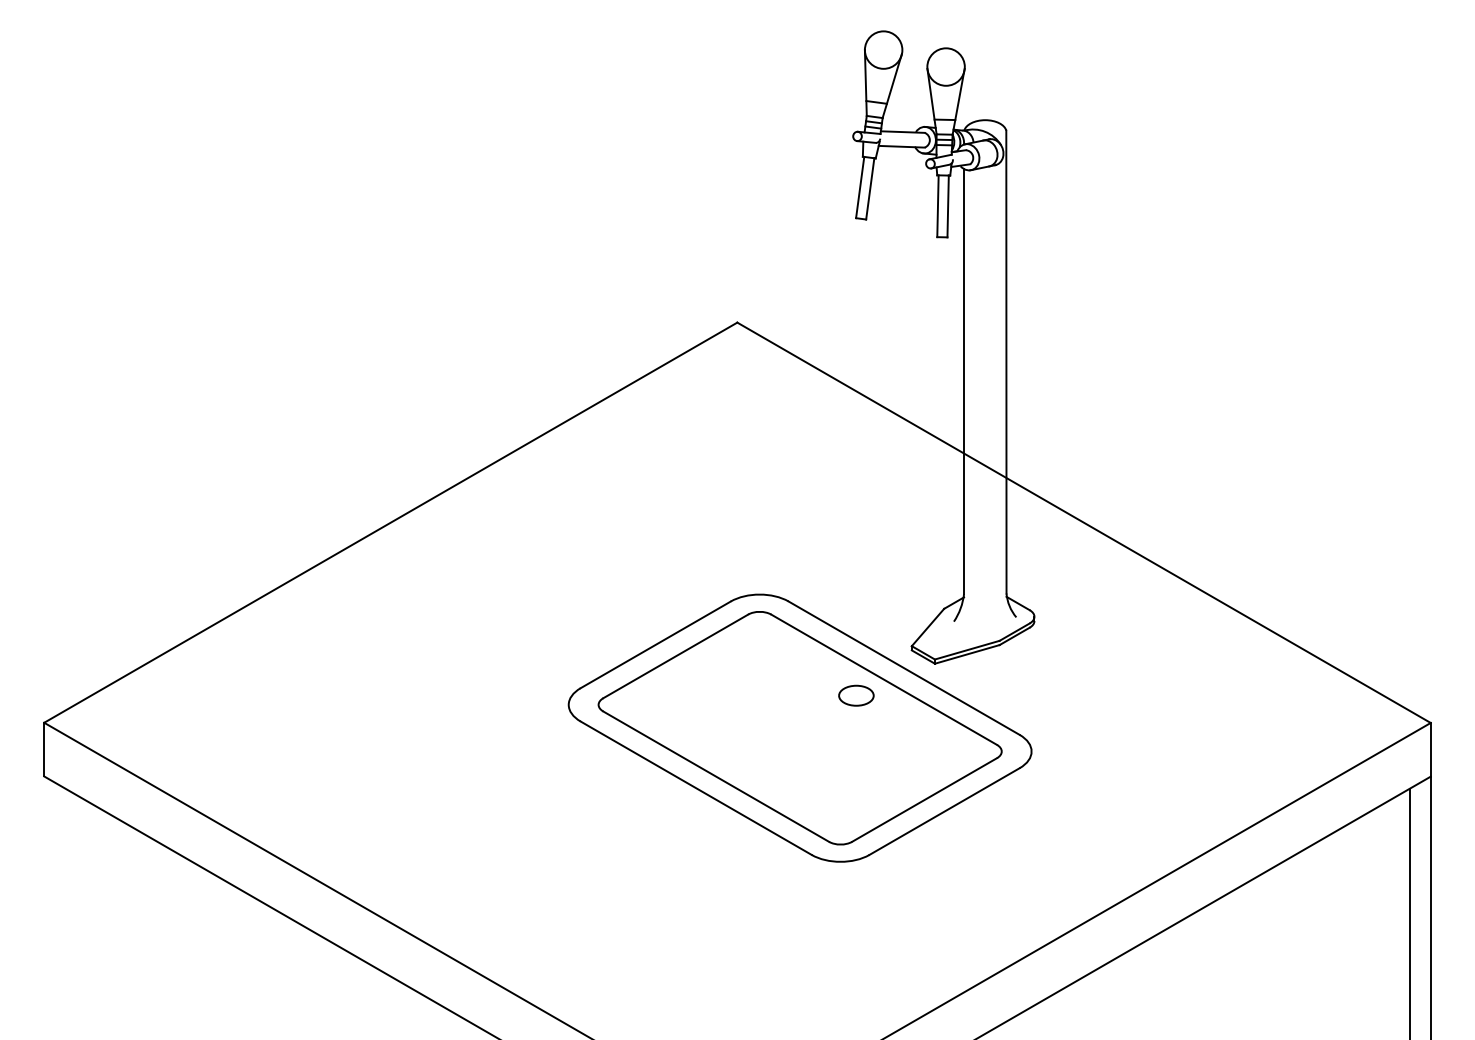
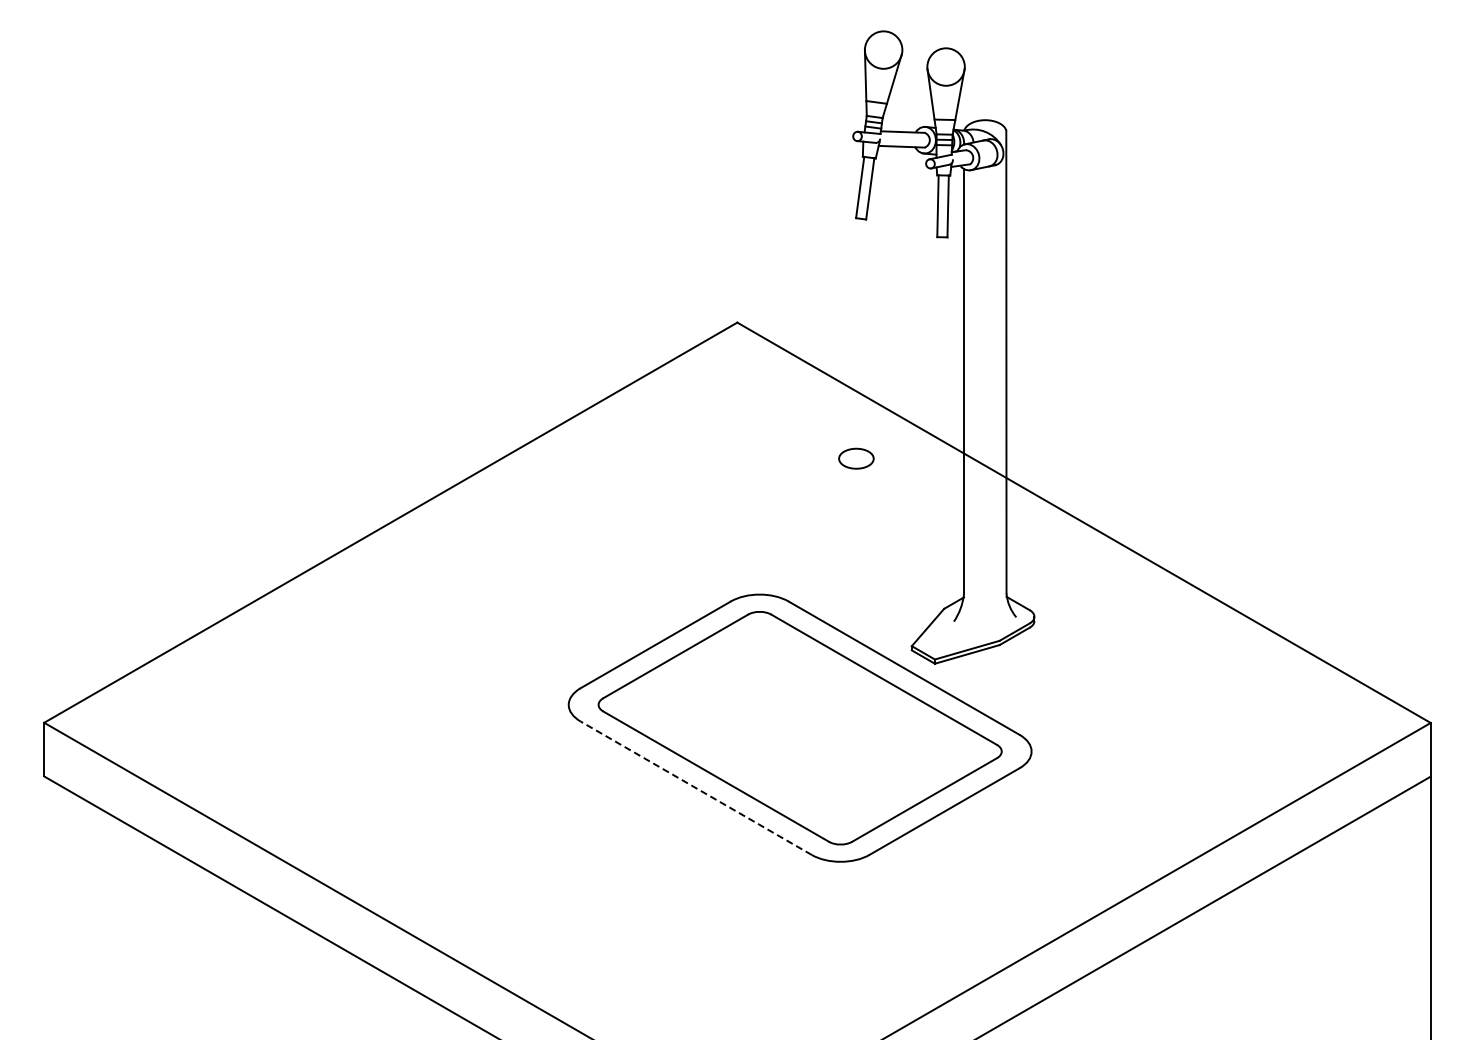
part position: (856, 695) -> (856, 458) (856, 458)
line: solid -> dashed (695, 787)
line: present -> none (1409, 912)
